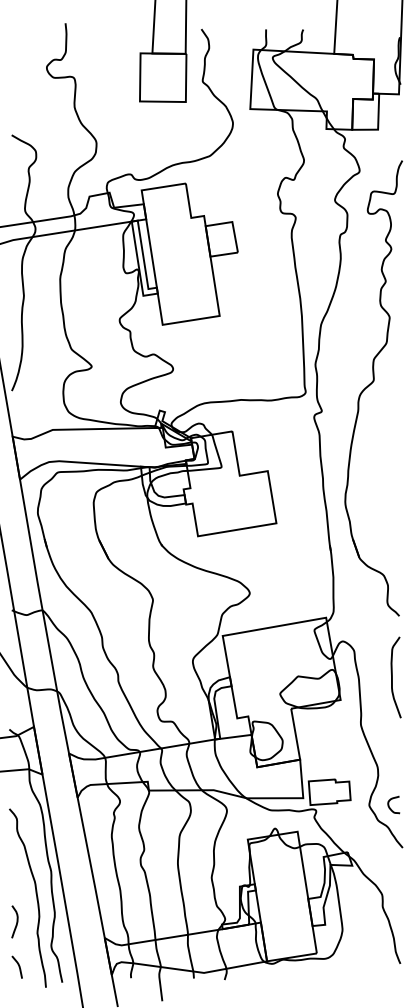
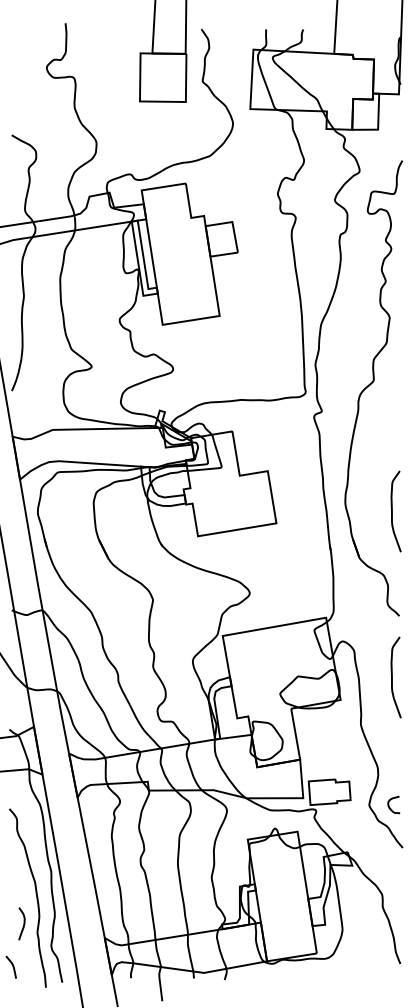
curve: none -> present (392, 511)
curve position: (16, 921) -> (23, 923) (23, 923)
curve position: (18, 966) -> (12, 966) (12, 966)
